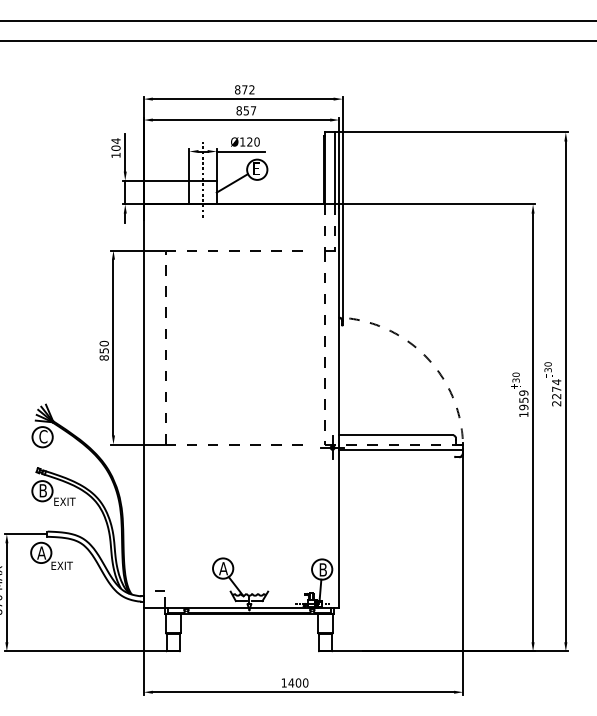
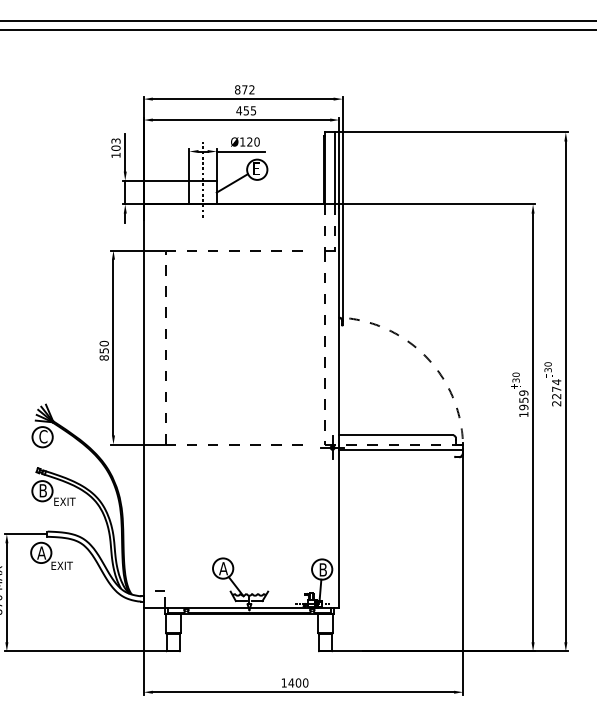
line position: (297, 41) -> (297, 30) (297, 30)
text: 857 -> 455 (246, 110)
text: 104 -> 103 (115, 141)
